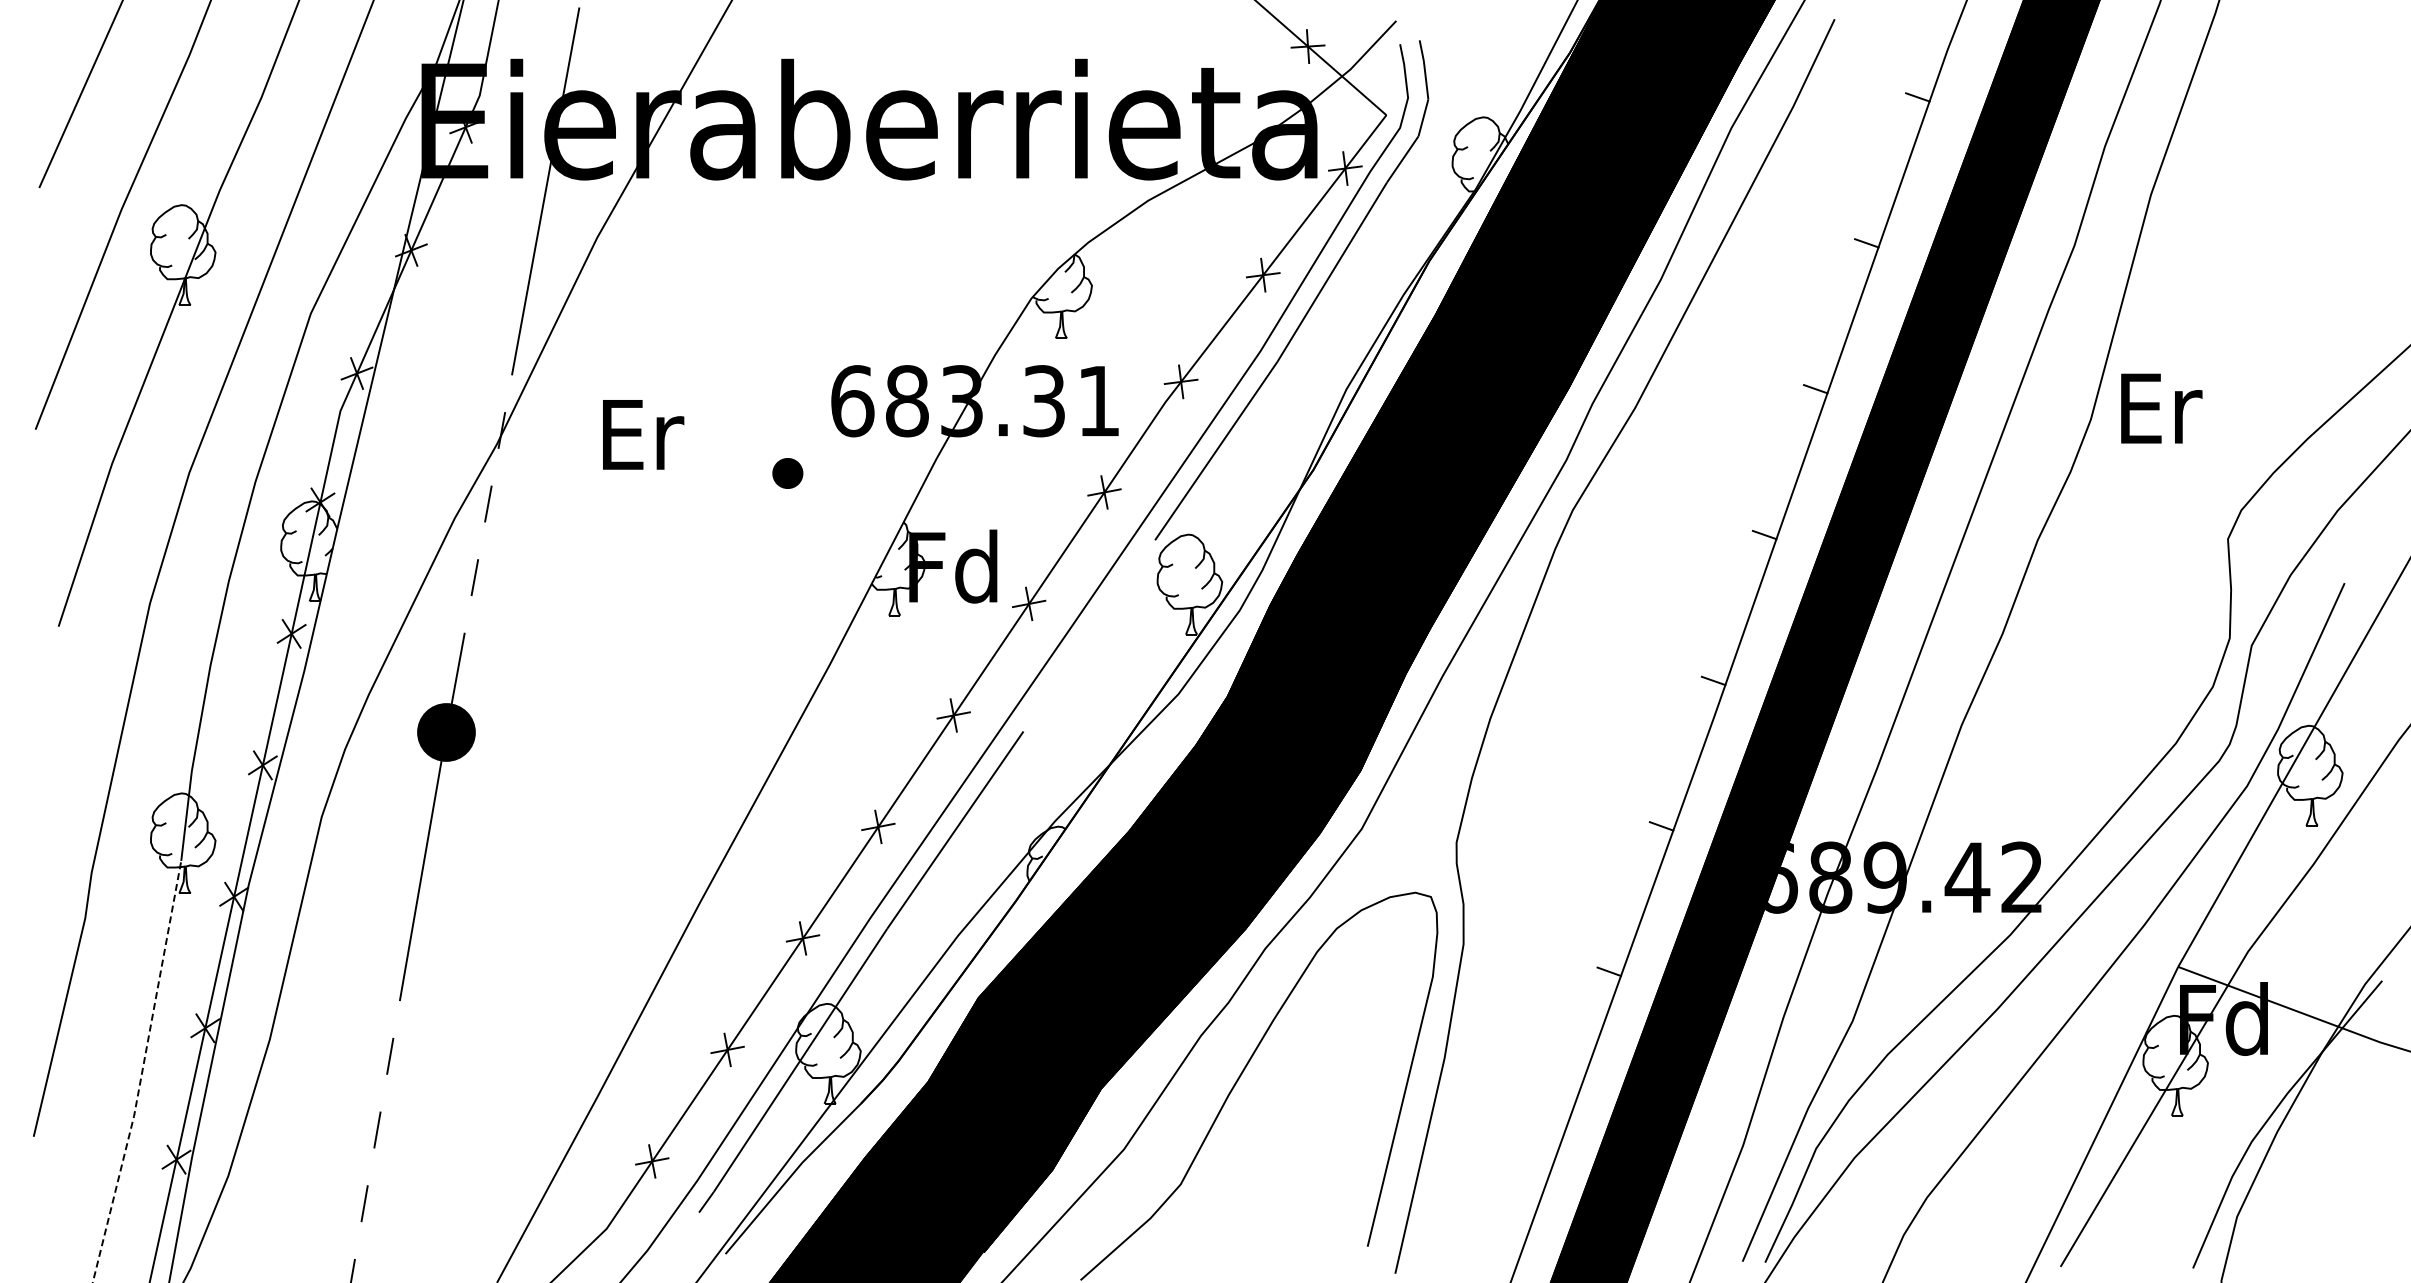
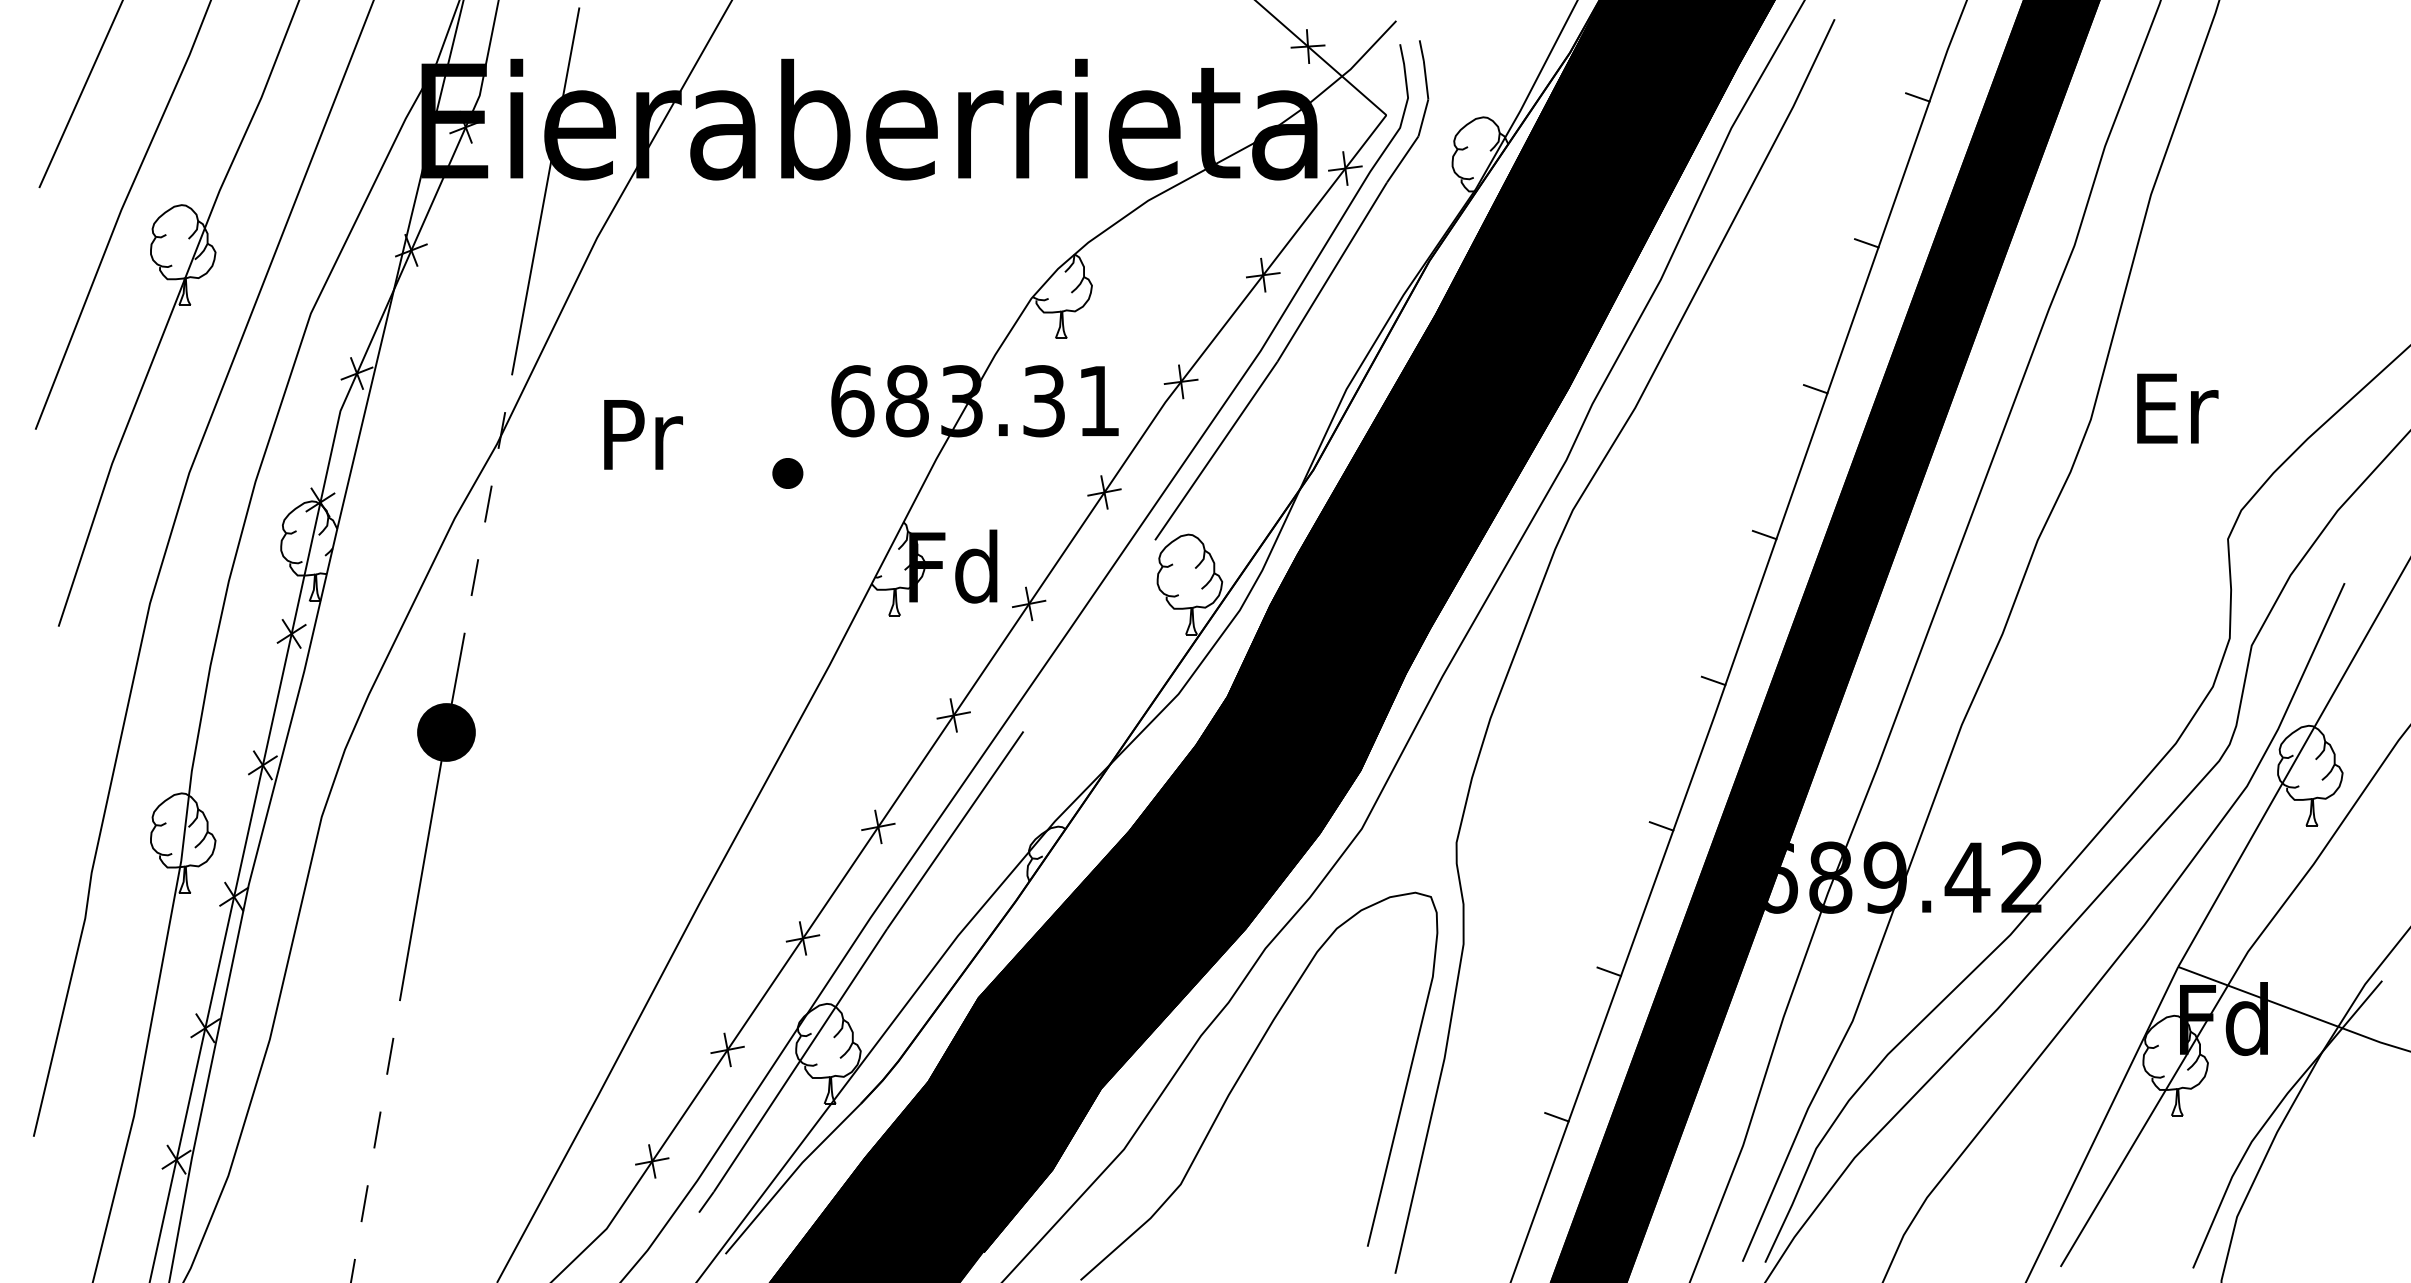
text position: (2161, 408) -> (2177, 408) (2177, 408)
text: Er -> Pr (643, 434)
line: dashed -> solid (142, 1072)
line: none -> present (1556, 1116)
